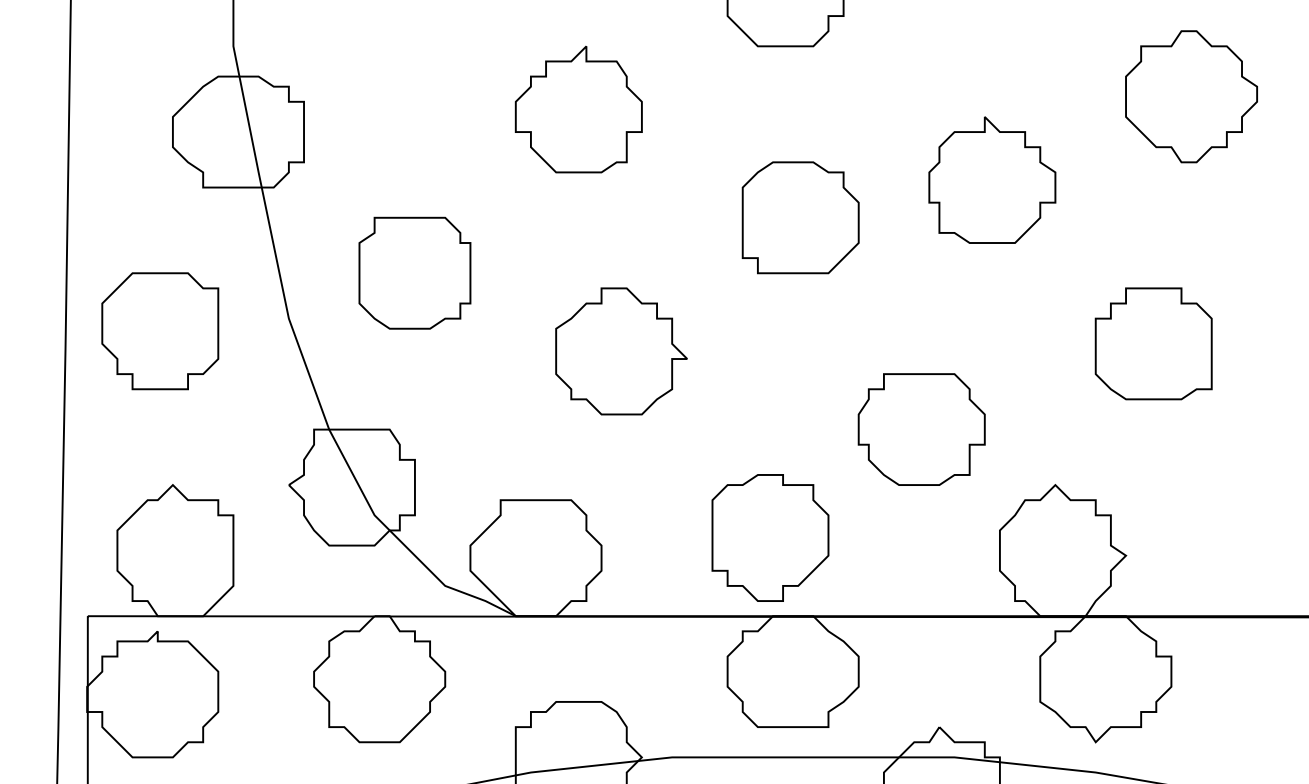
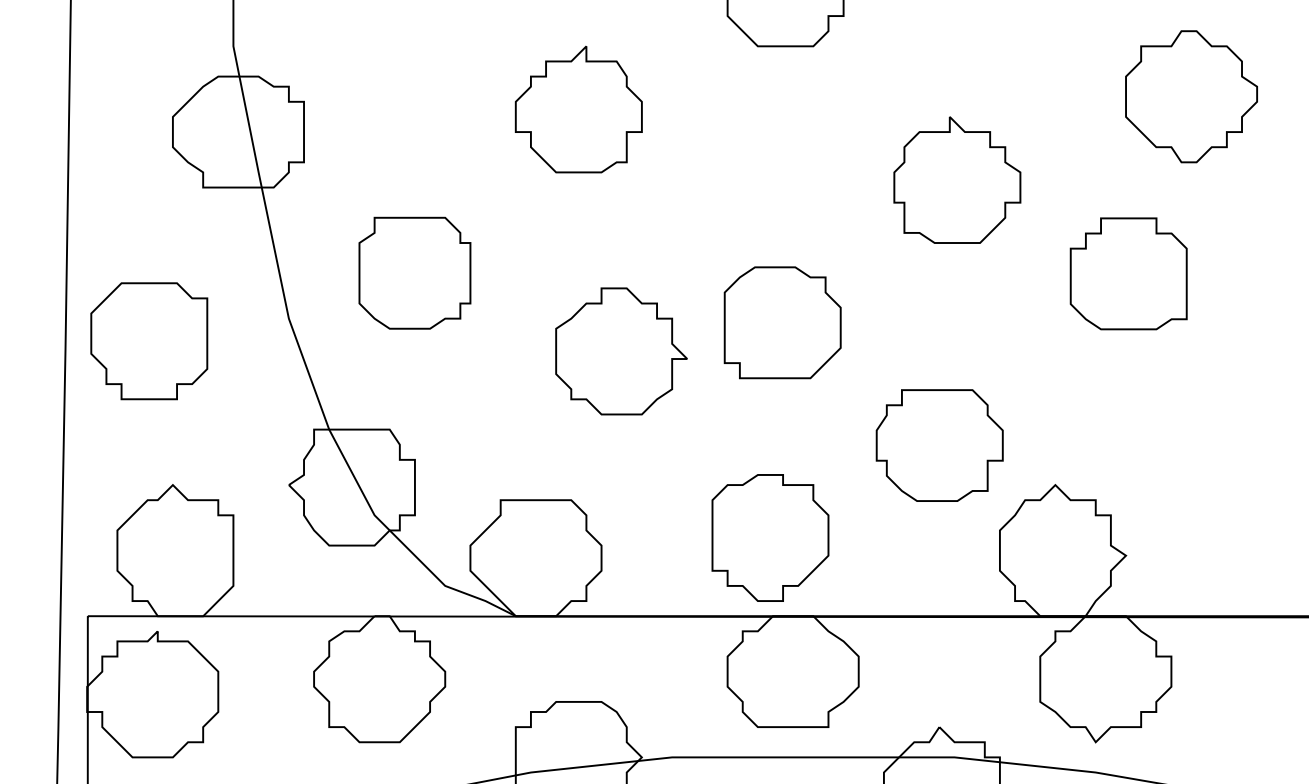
part position: (992, 179) -> (957, 179) (957, 179)
part position: (800, 217) -> (782, 322) (782, 322)
part position: (160, 331) -> (149, 341) (149, 341)
part position: (1153, 343) -> (1128, 273) (1128, 273)
part position: (921, 429) -> (939, 445) (939, 445)
